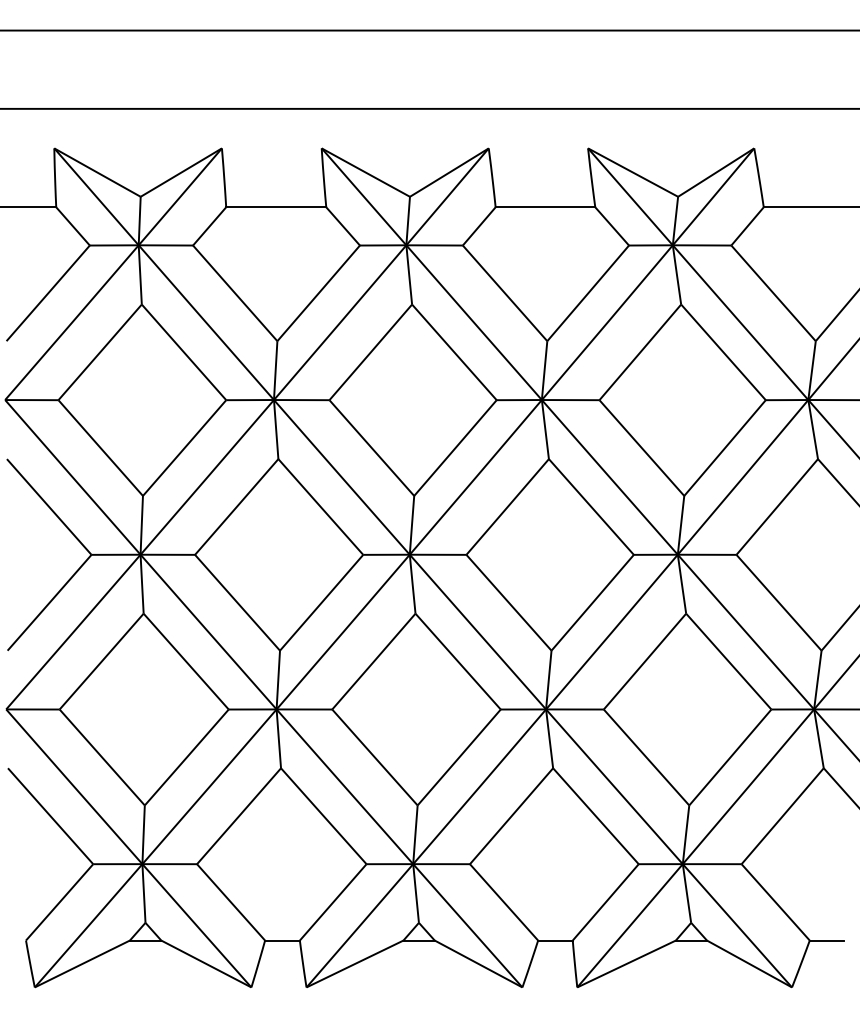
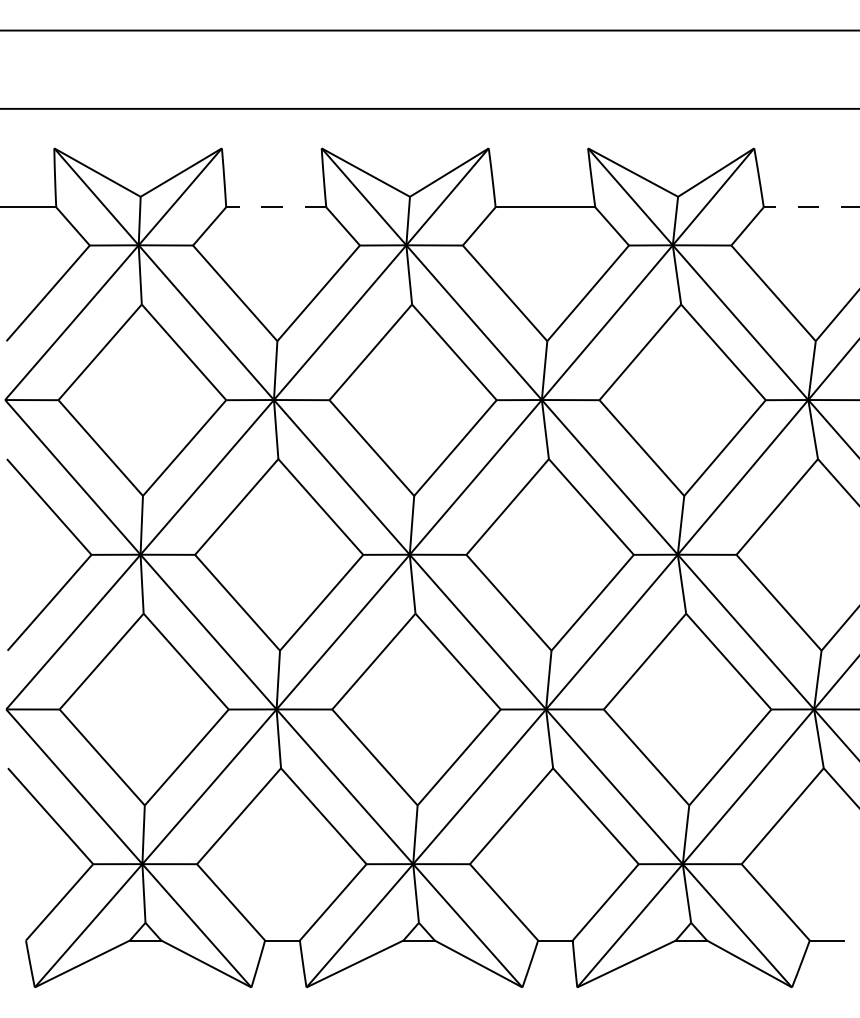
line: solid -> dashed (275, 207)
line: solid -> dashed (811, 207)
